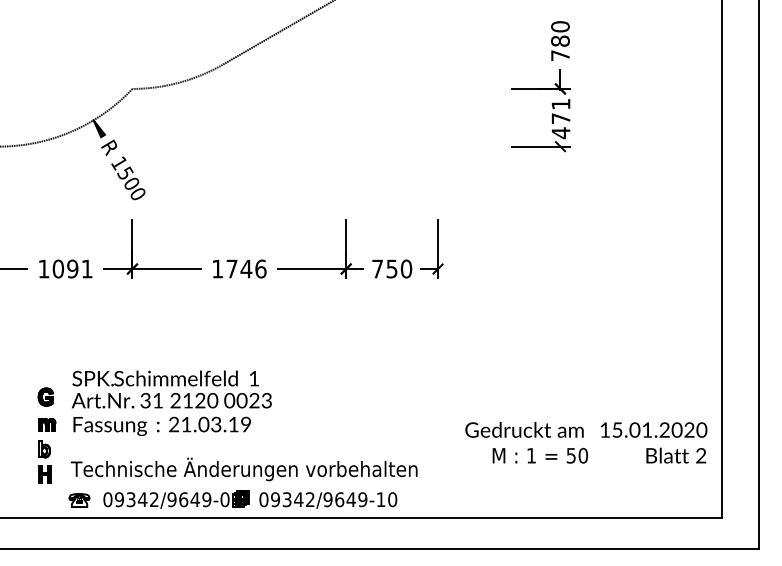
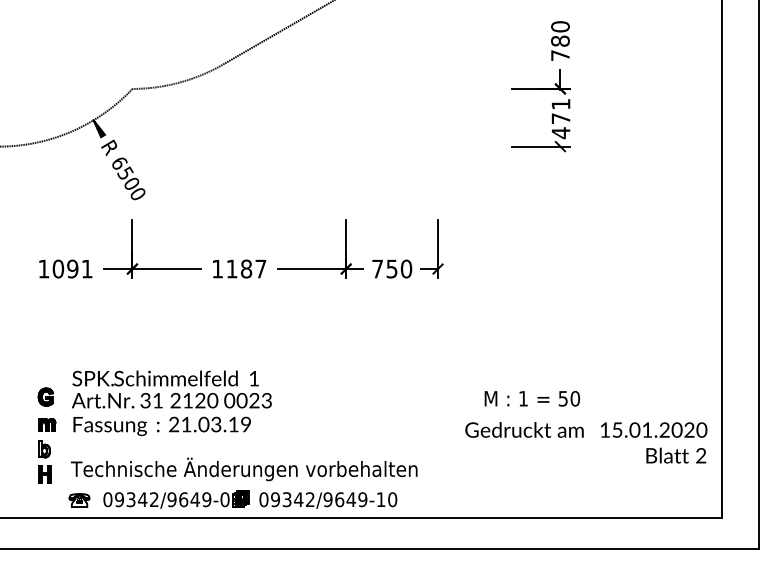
text: 1500 -> 6500 (119, 163)
text: 1746 -> 1187 (246, 268)
line: present -> none (14, 269)
text position: (540, 455) -> (532, 398) (532, 398)
